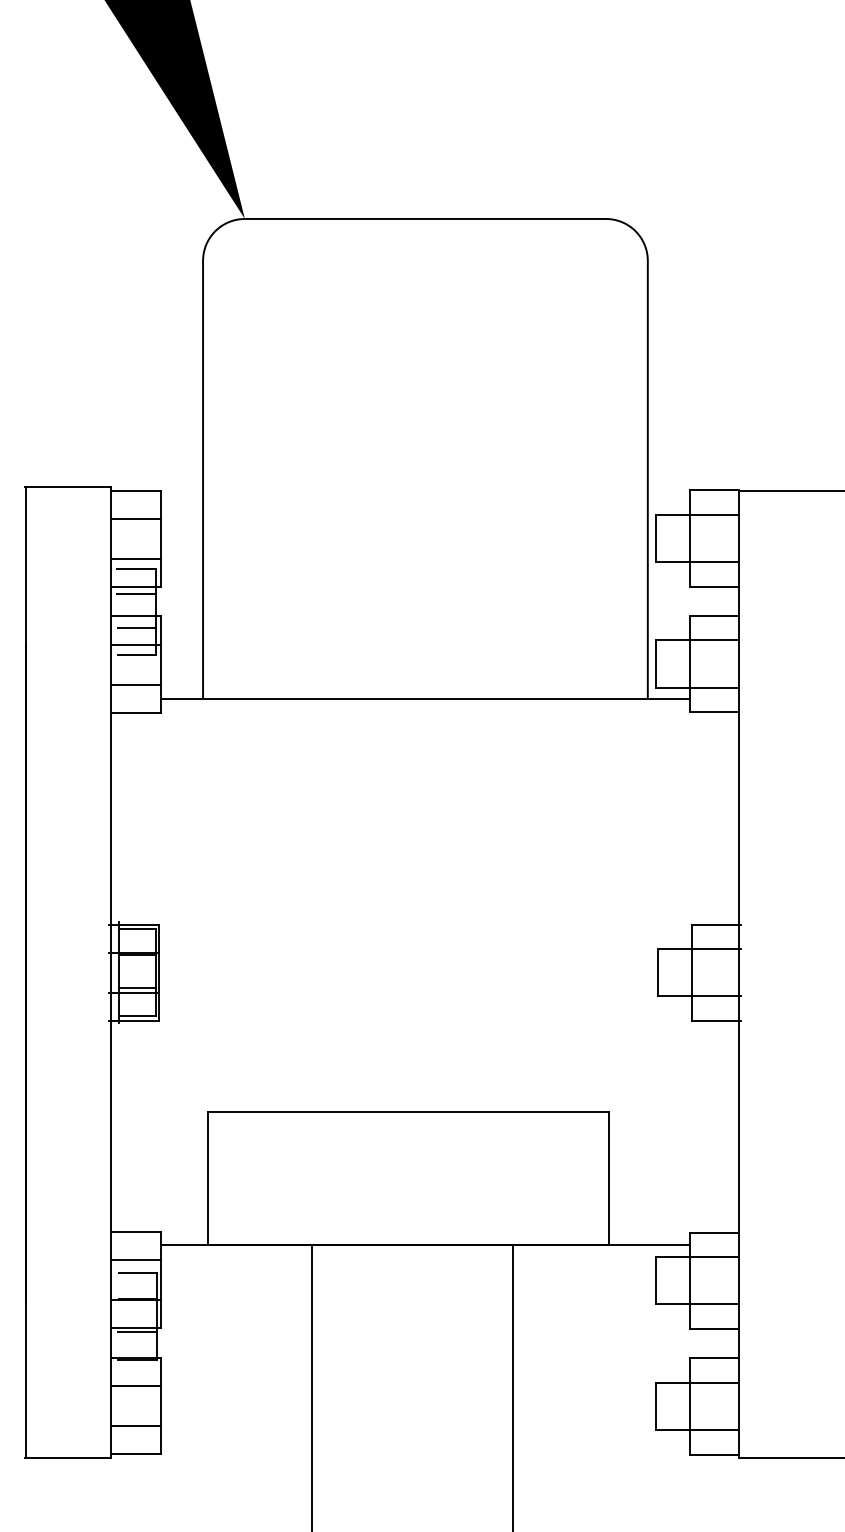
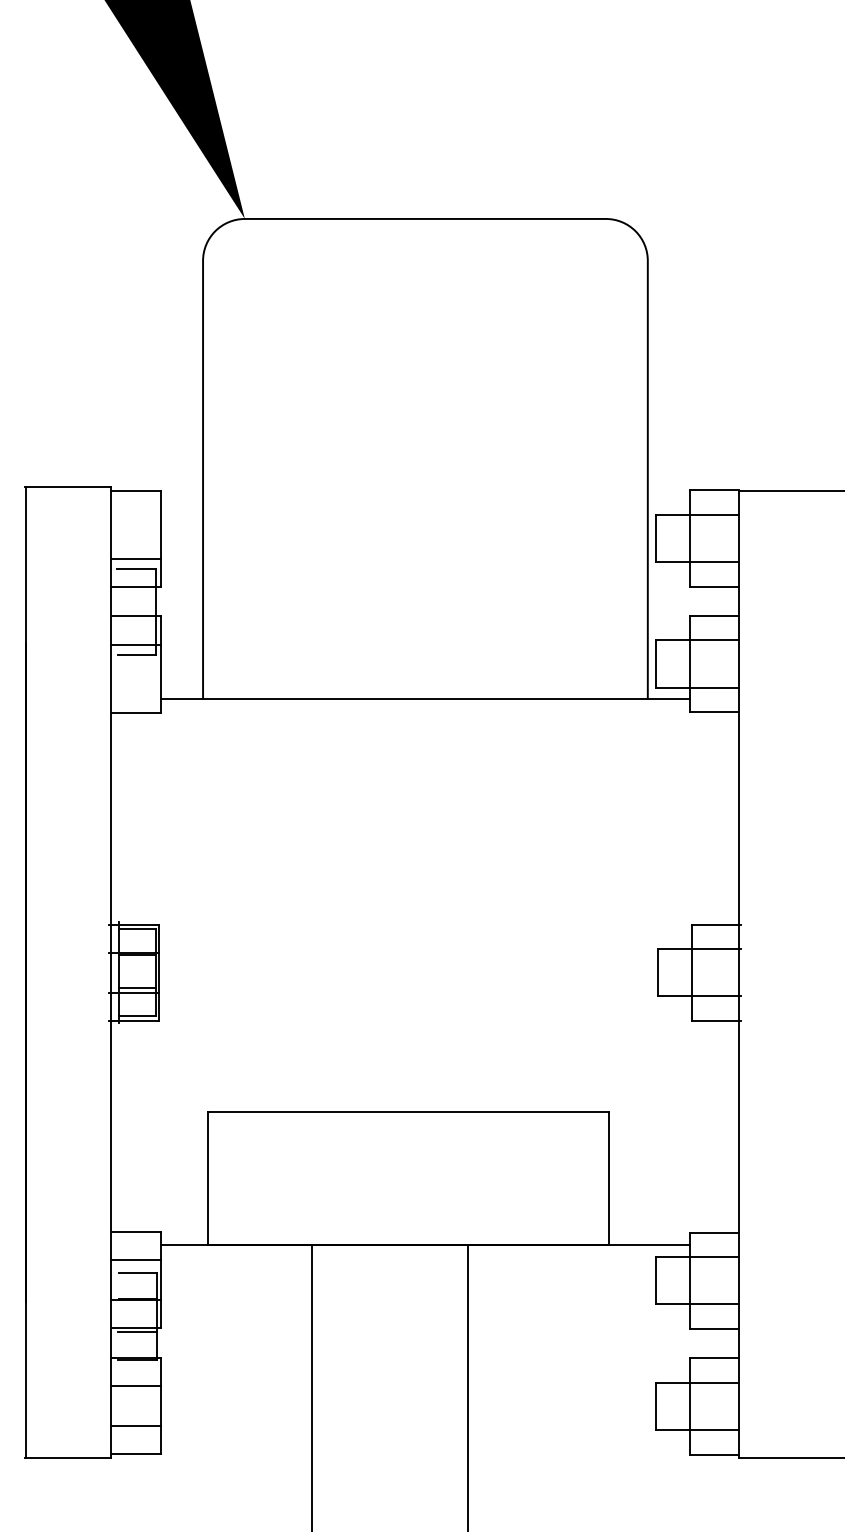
line: present -> none (135, 518)
line: present -> none (136, 594)
line: present -> none (136, 627)
line: present -> none (135, 684)
line position: (512, 1386) -> (467, 1386) (467, 1386)
